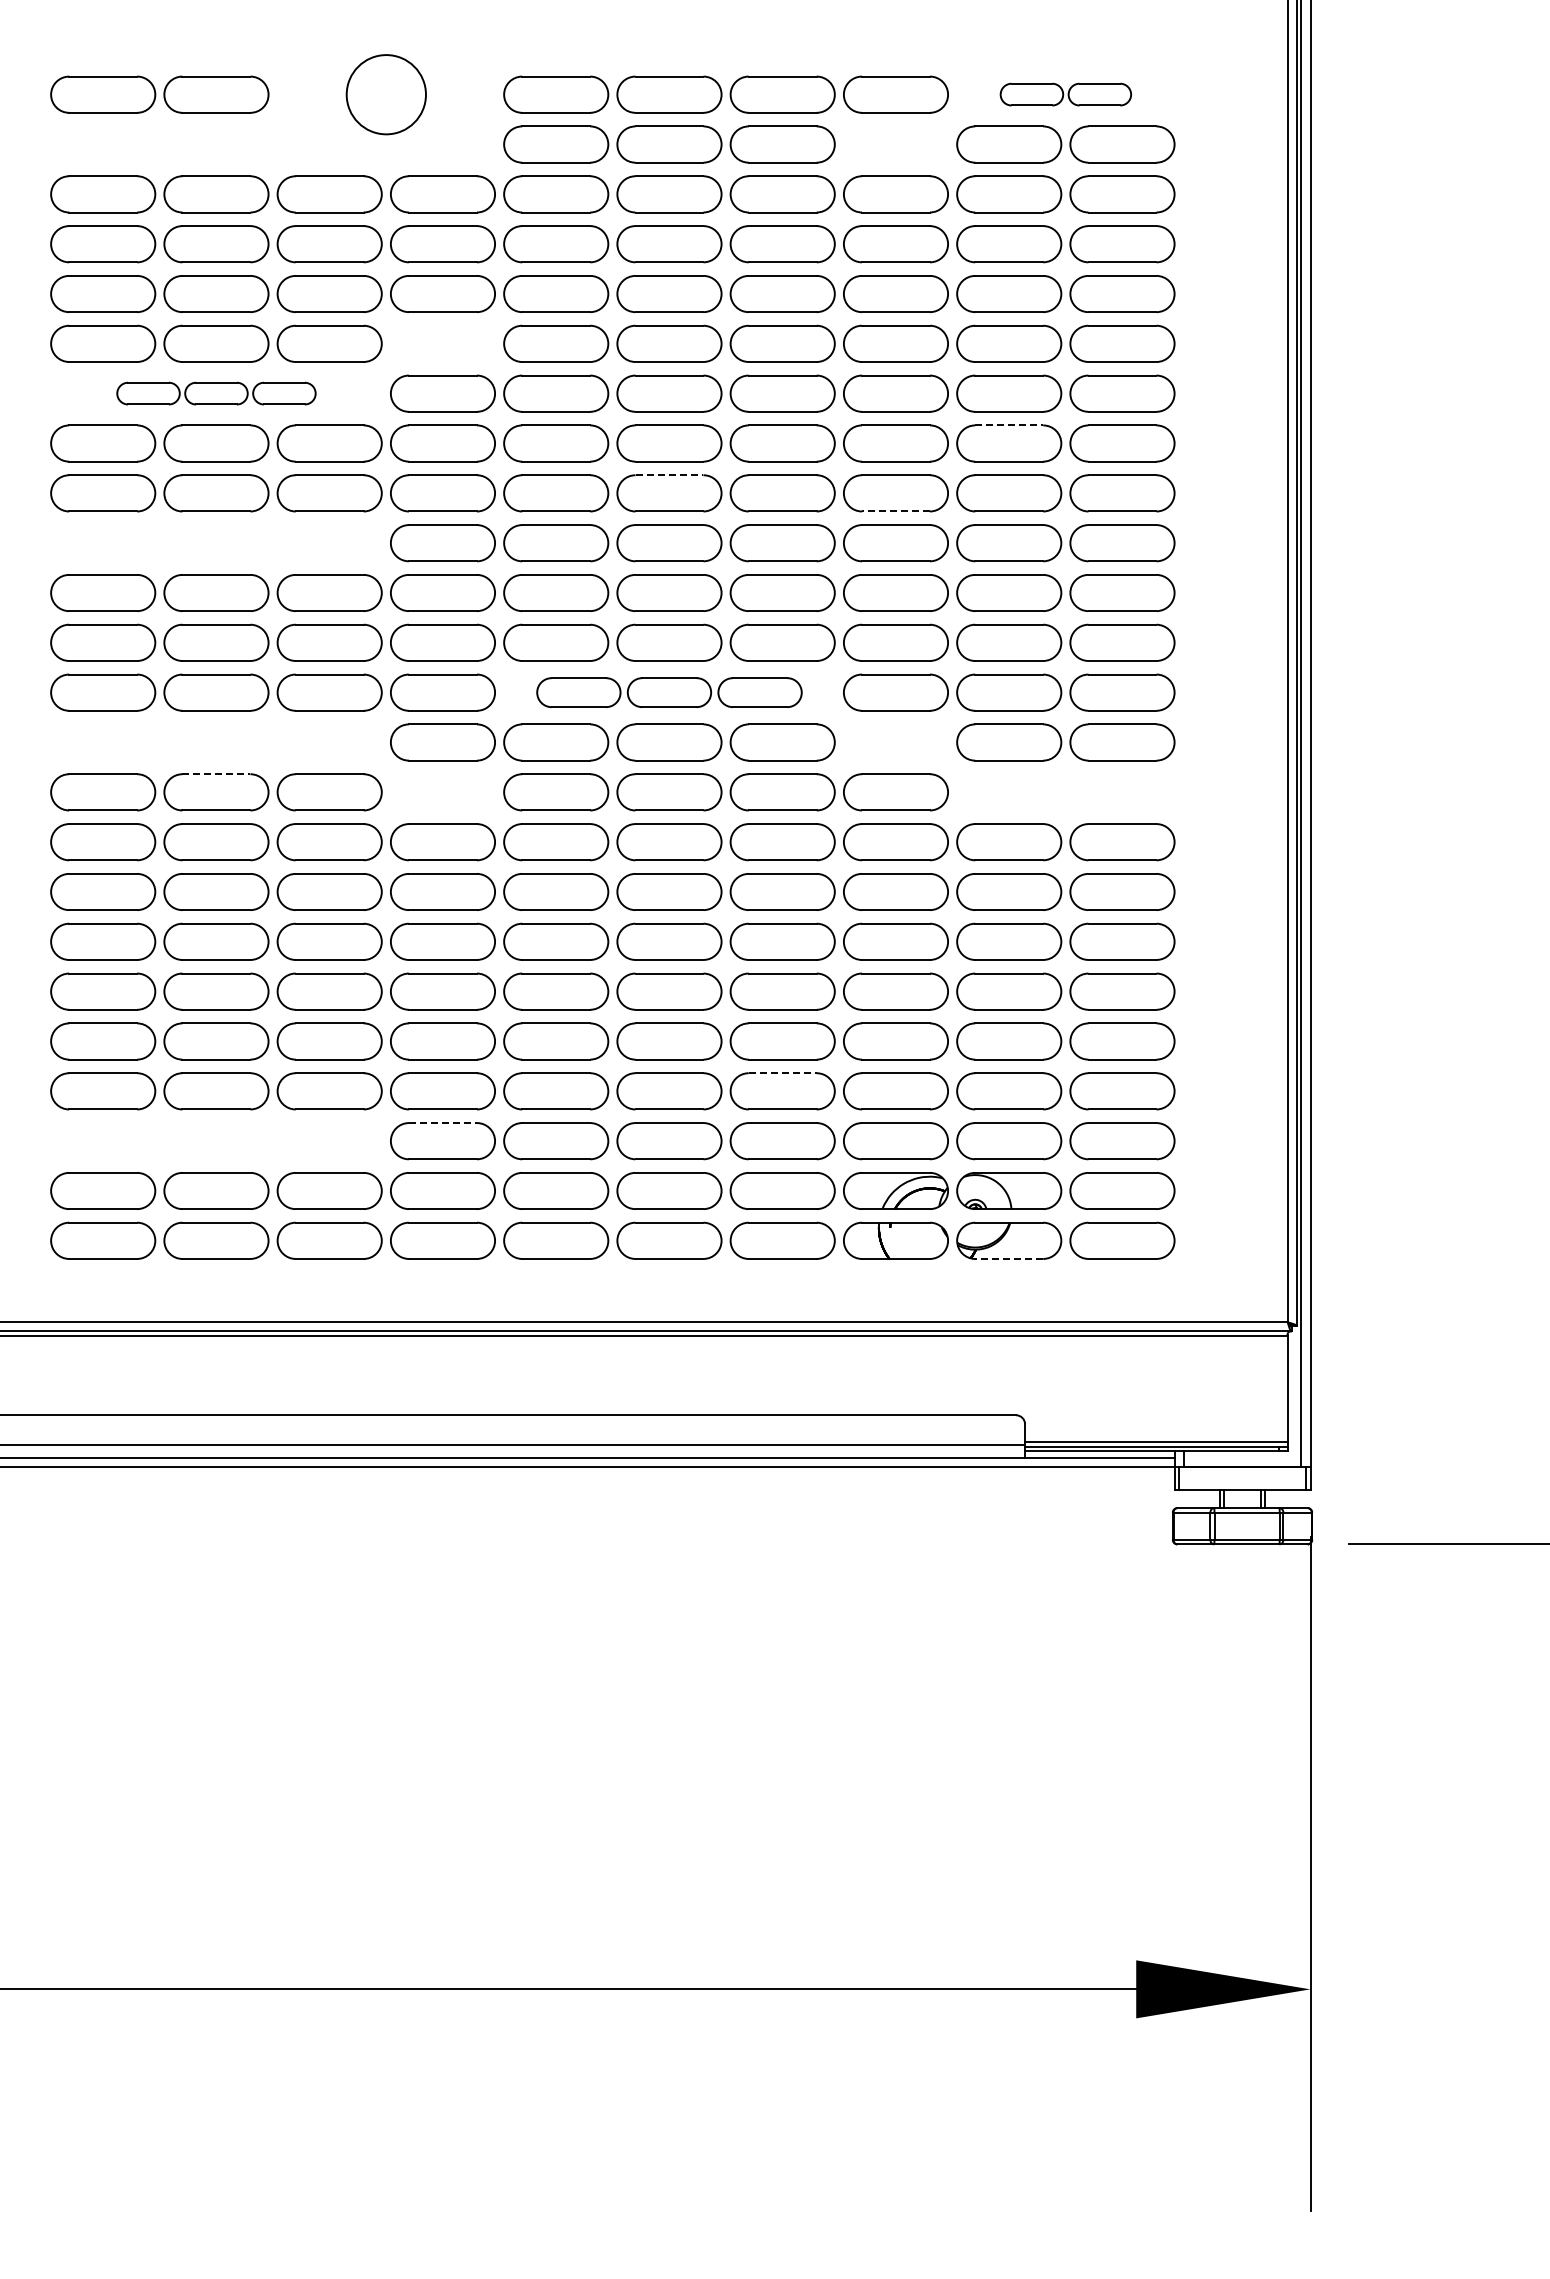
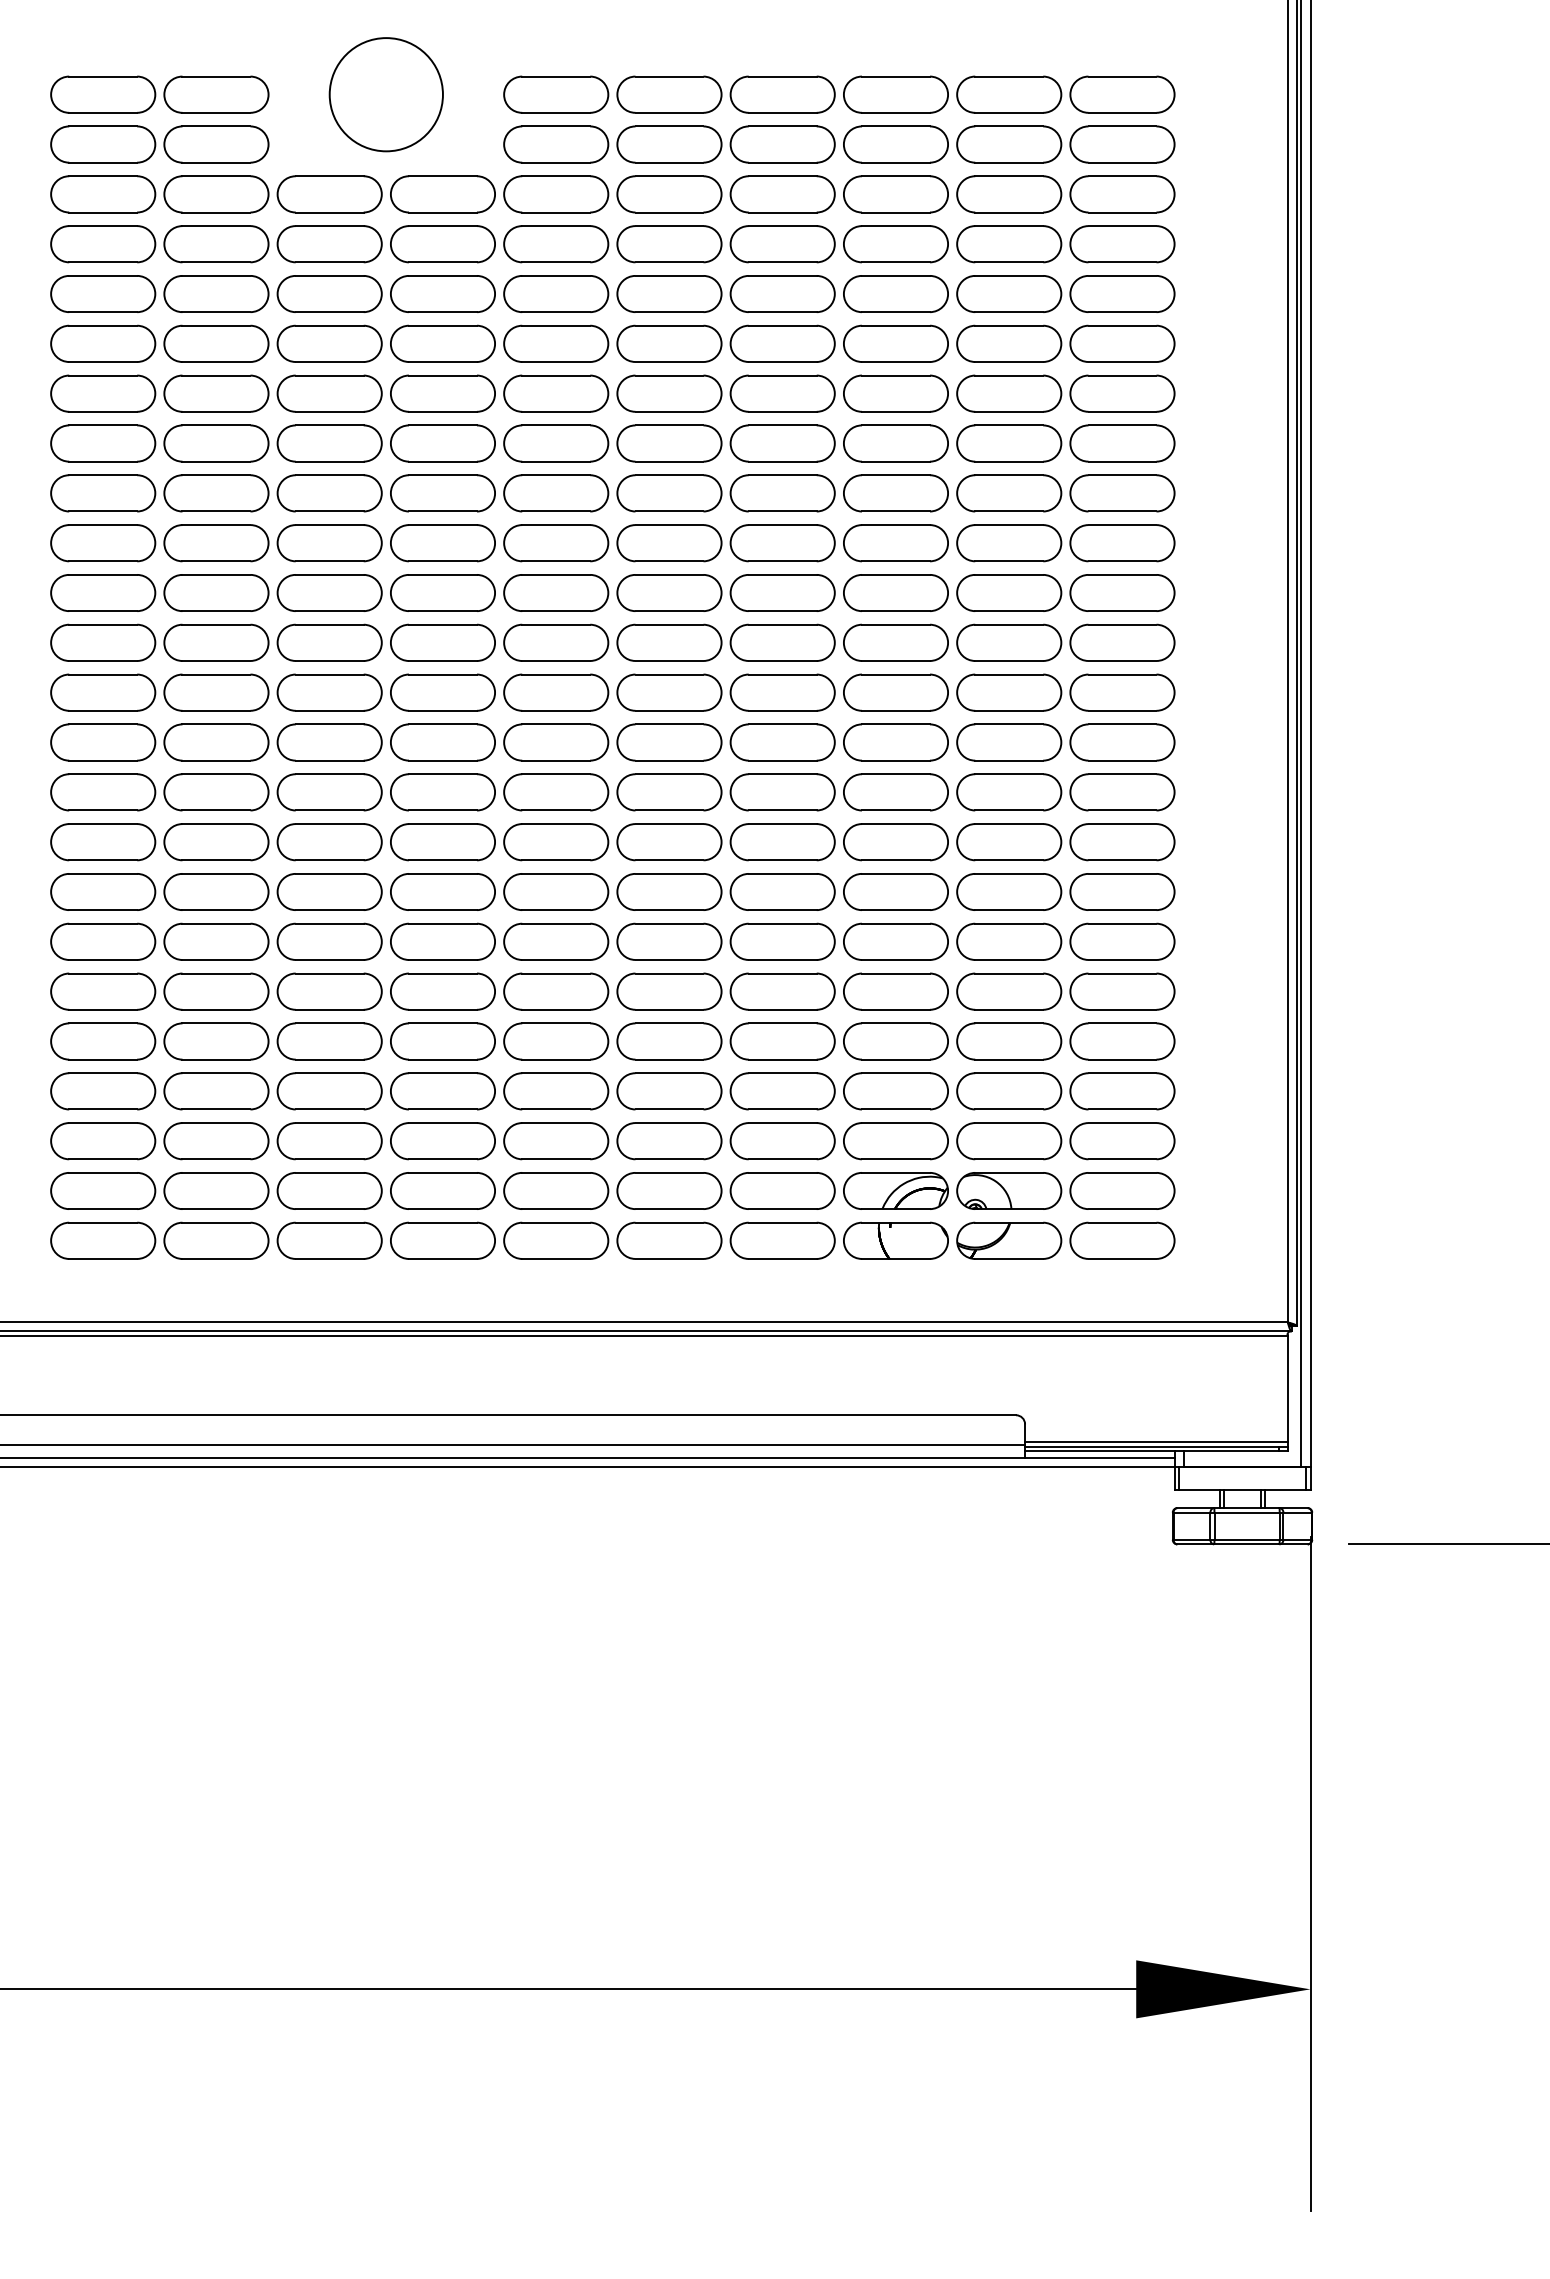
circle diameter: 79 px -> 113 px (385, 94)
part size: 133x25 px -> 220x39 px (1065, 94)
part: none -> present (159, 144)
part: none -> present (895, 144)
part: none -> present (442, 343)
part size: 201x25 px -> 333x39 px (216, 393)
line: dashed -> solid (1009, 425)
line: dashed -> solid (669, 475)
line: dashed -> solid (895, 511)
part: none -> present (216, 543)
part size: 267x31 px -> 333x39 px (669, 692)
part: none -> present (216, 742)
part: none -> present (895, 742)
line: dashed -> solid (216, 774)
part: none -> present (442, 792)
part: none -> present (1065, 792)
line: dashed -> solid (782, 1073)
line: dashed -> solid (442, 1123)
part: none -> present (216, 1141)
line: dashed -> solid (1009, 1258)
